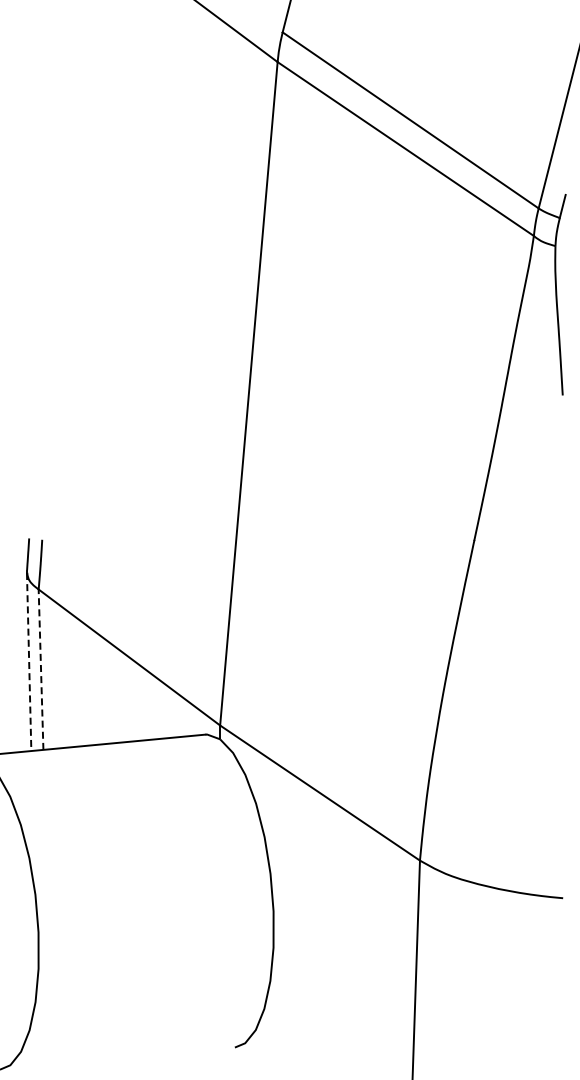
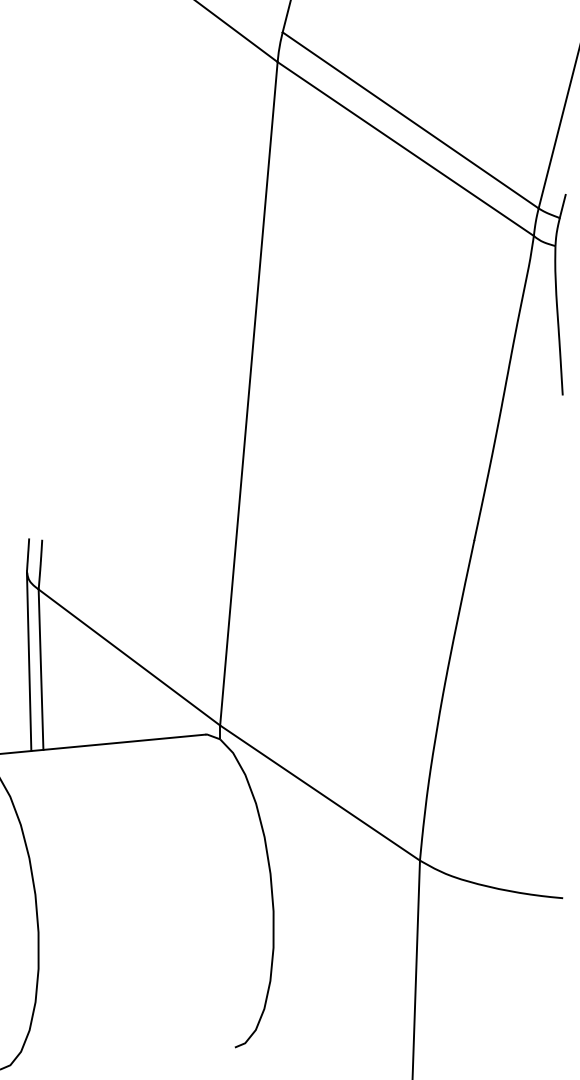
line: dashed -> solid (29, 662)
line: dashed -> solid (41, 669)
